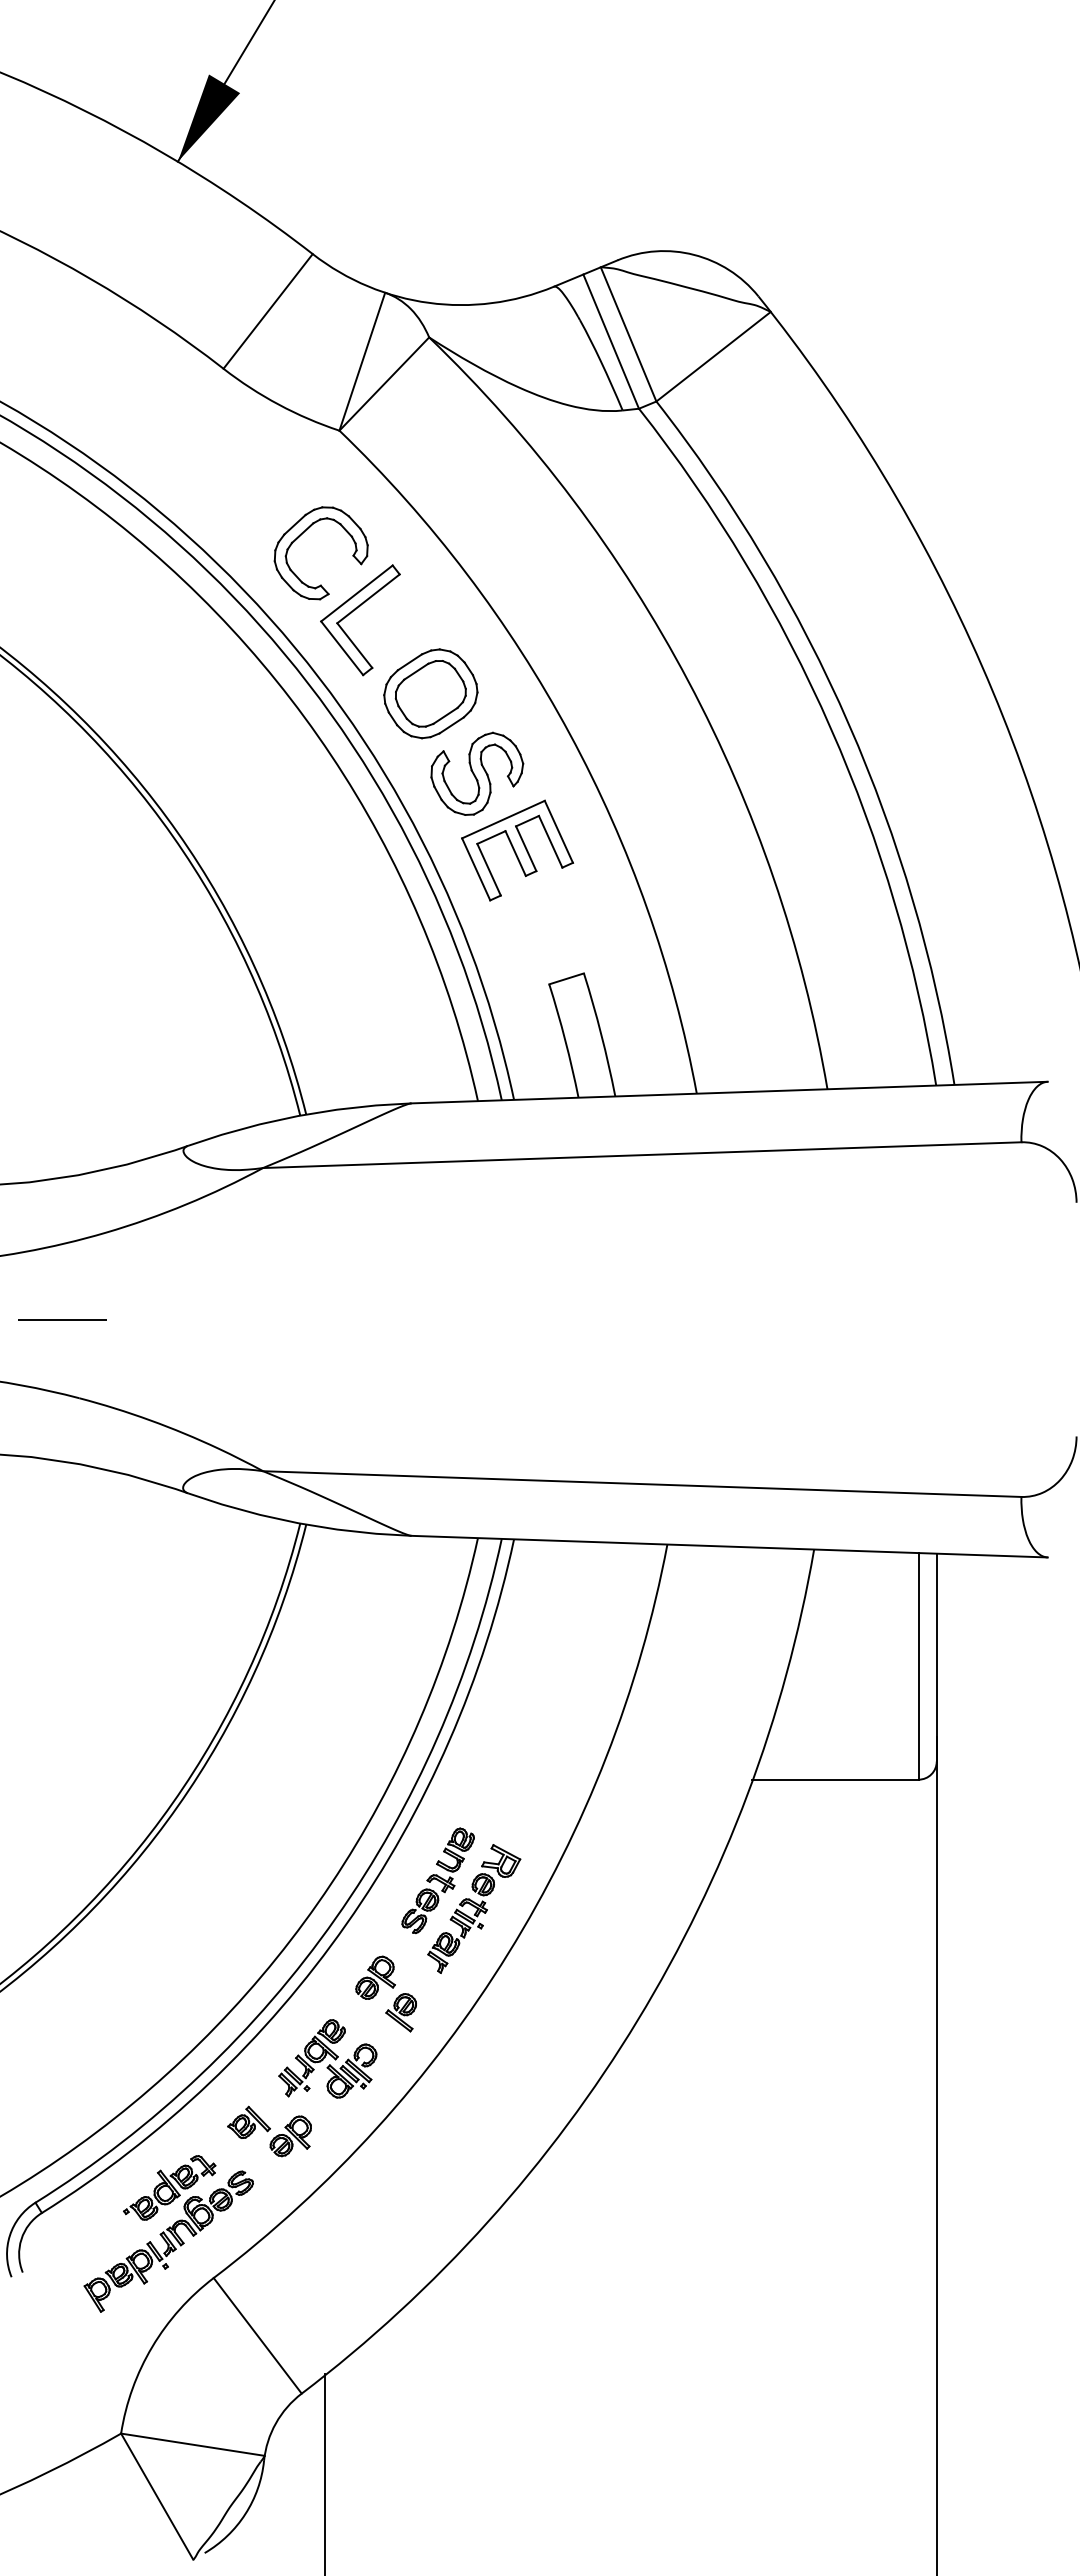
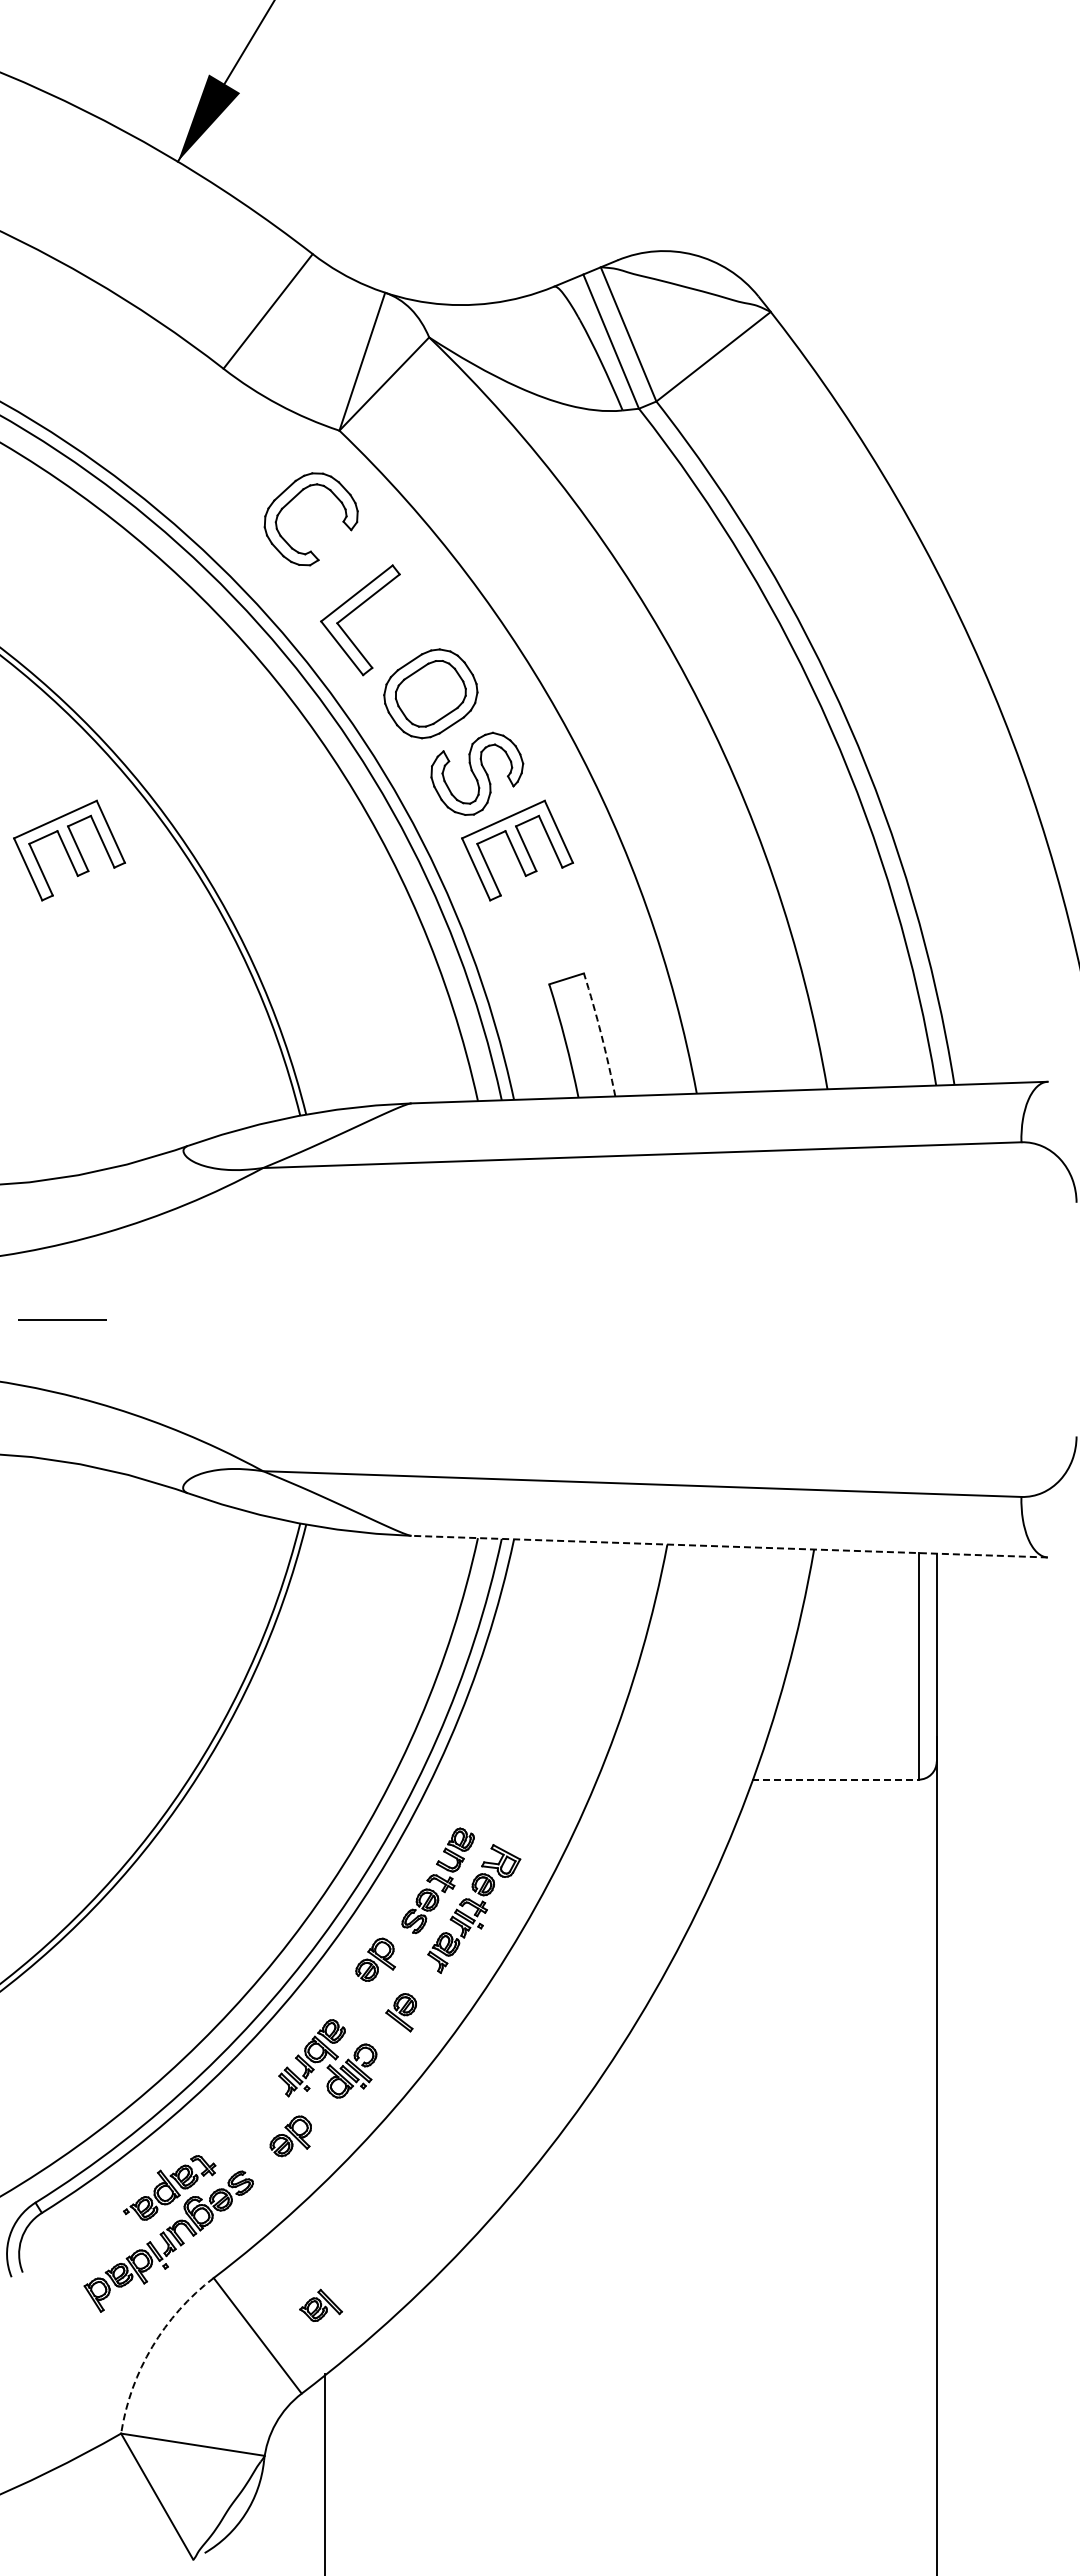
part position: (302, 534) -> (292, 500) (292, 500)
part: none -> present (69, 850)
arc: solid -> dashed (601, 1034)
line: solid -> dashed (729, 1546)
line: solid -> dashed (835, 1779)
part position: (375, 1977) -> (375, 1959) (375, 1959)
part position: (248, 2121) -> (320, 2304) (320, 2304)
arc: solid -> dashed (152, 2346)
